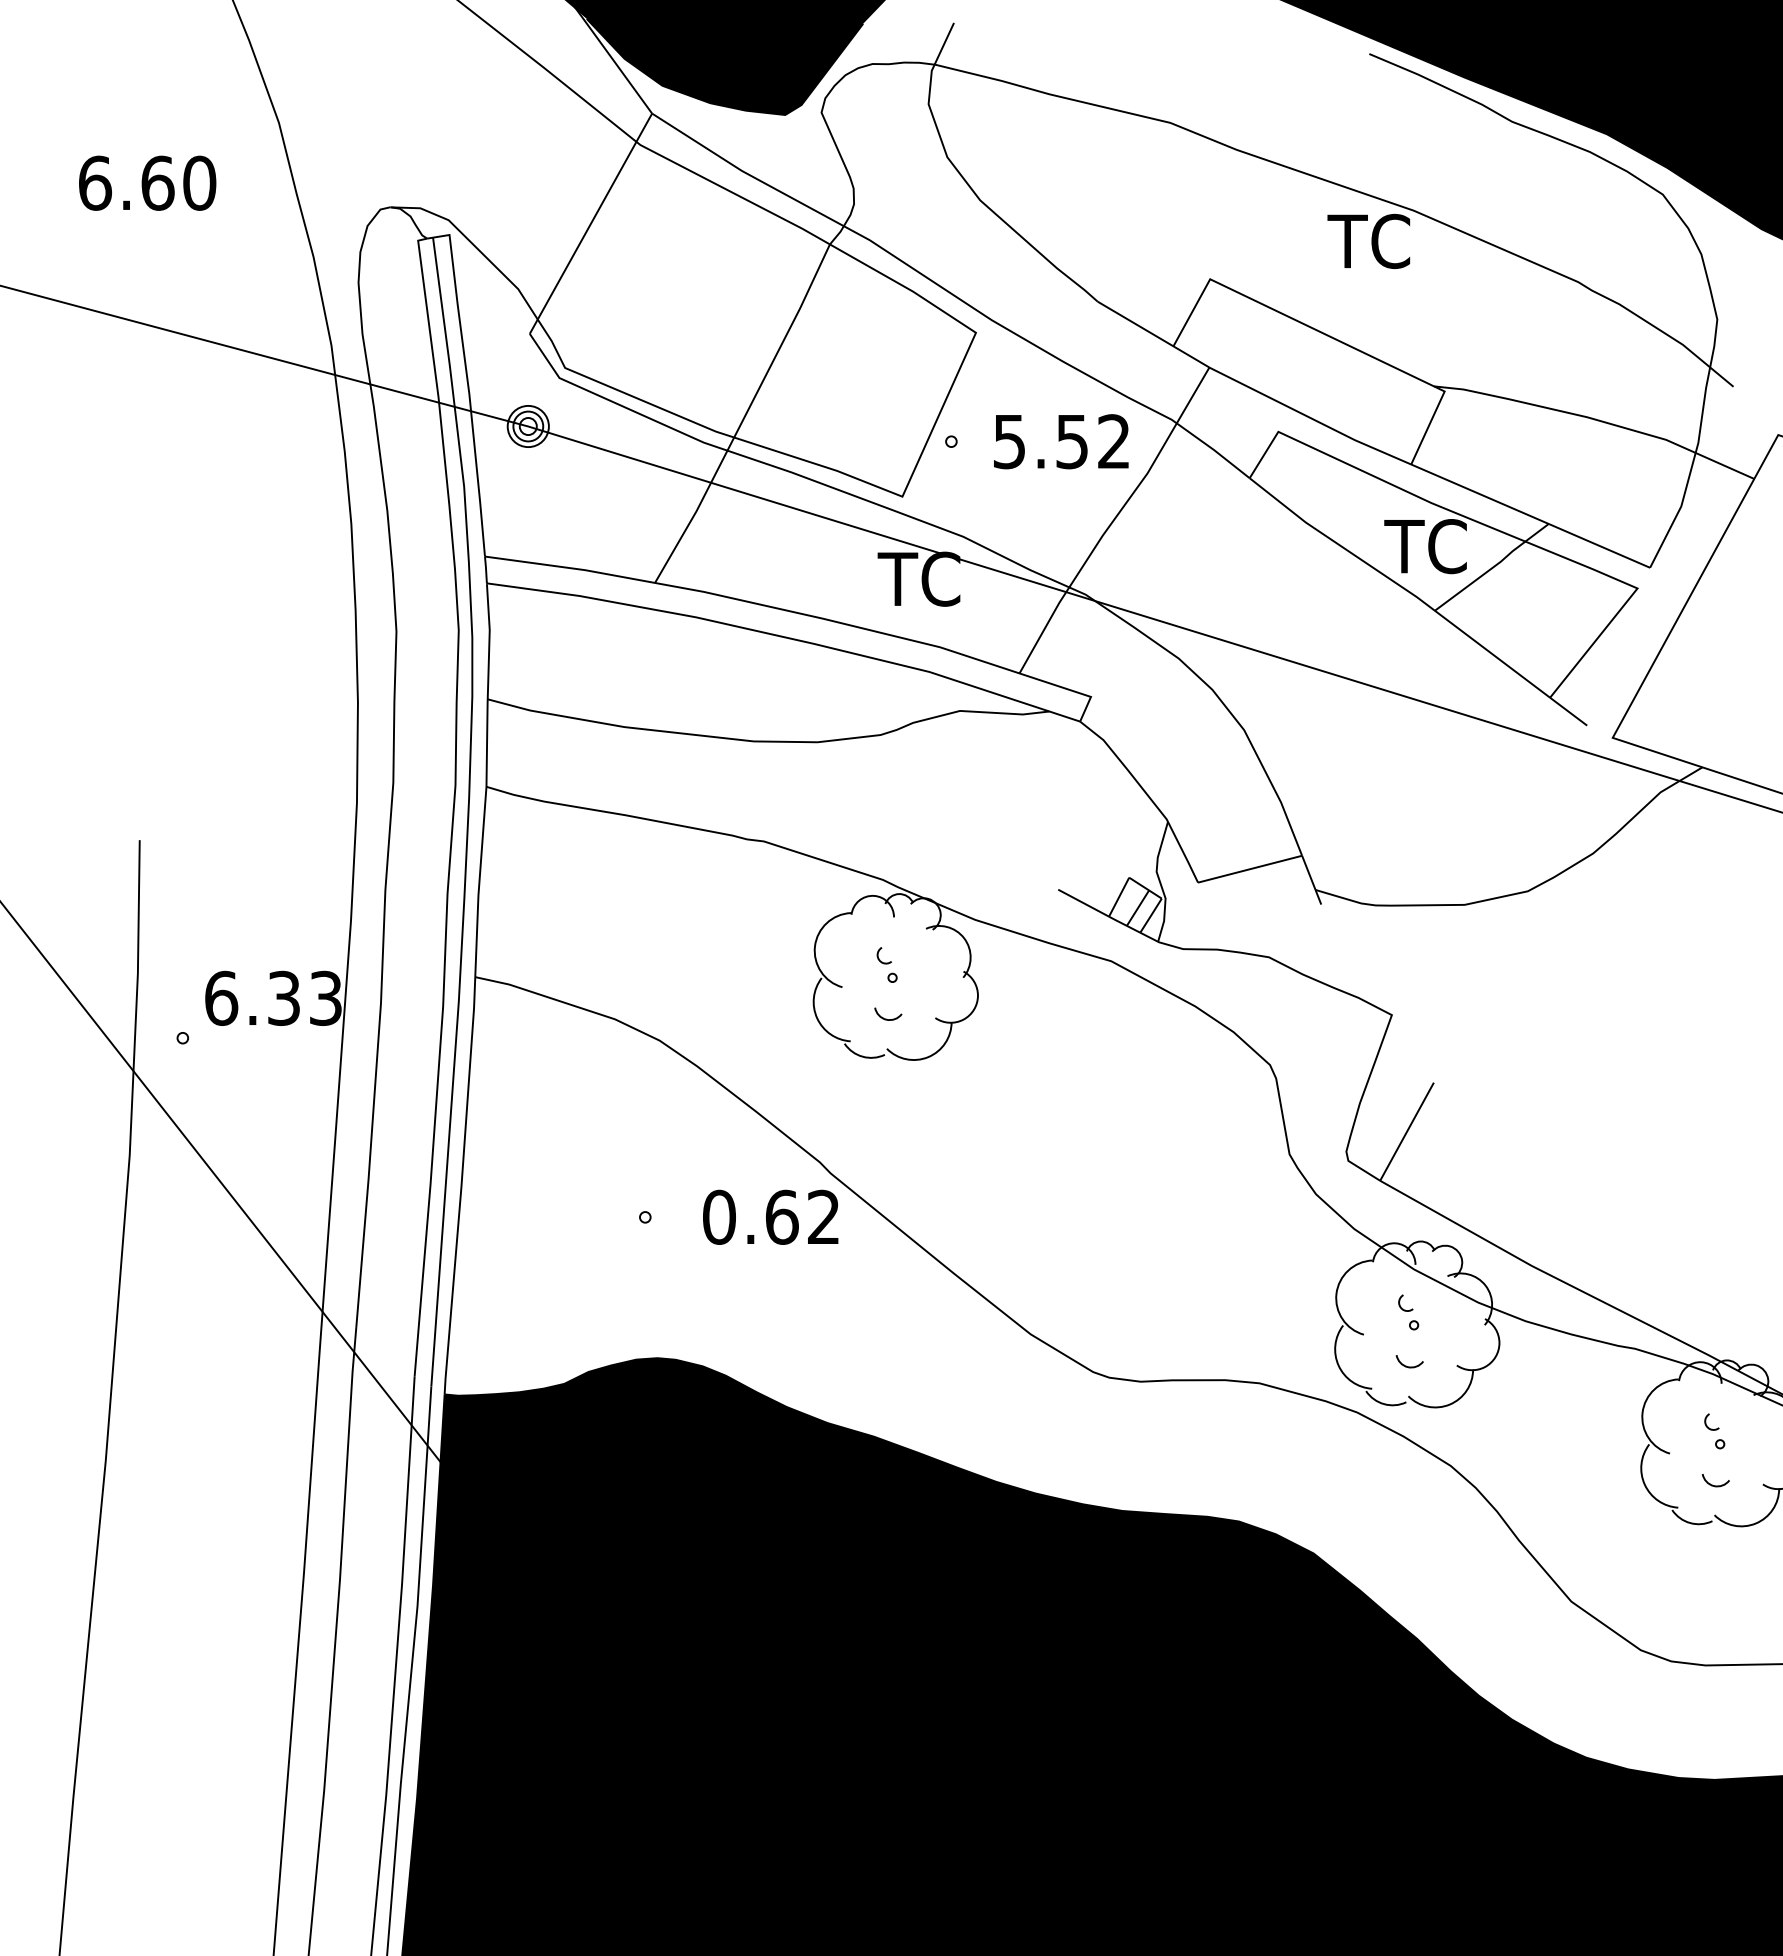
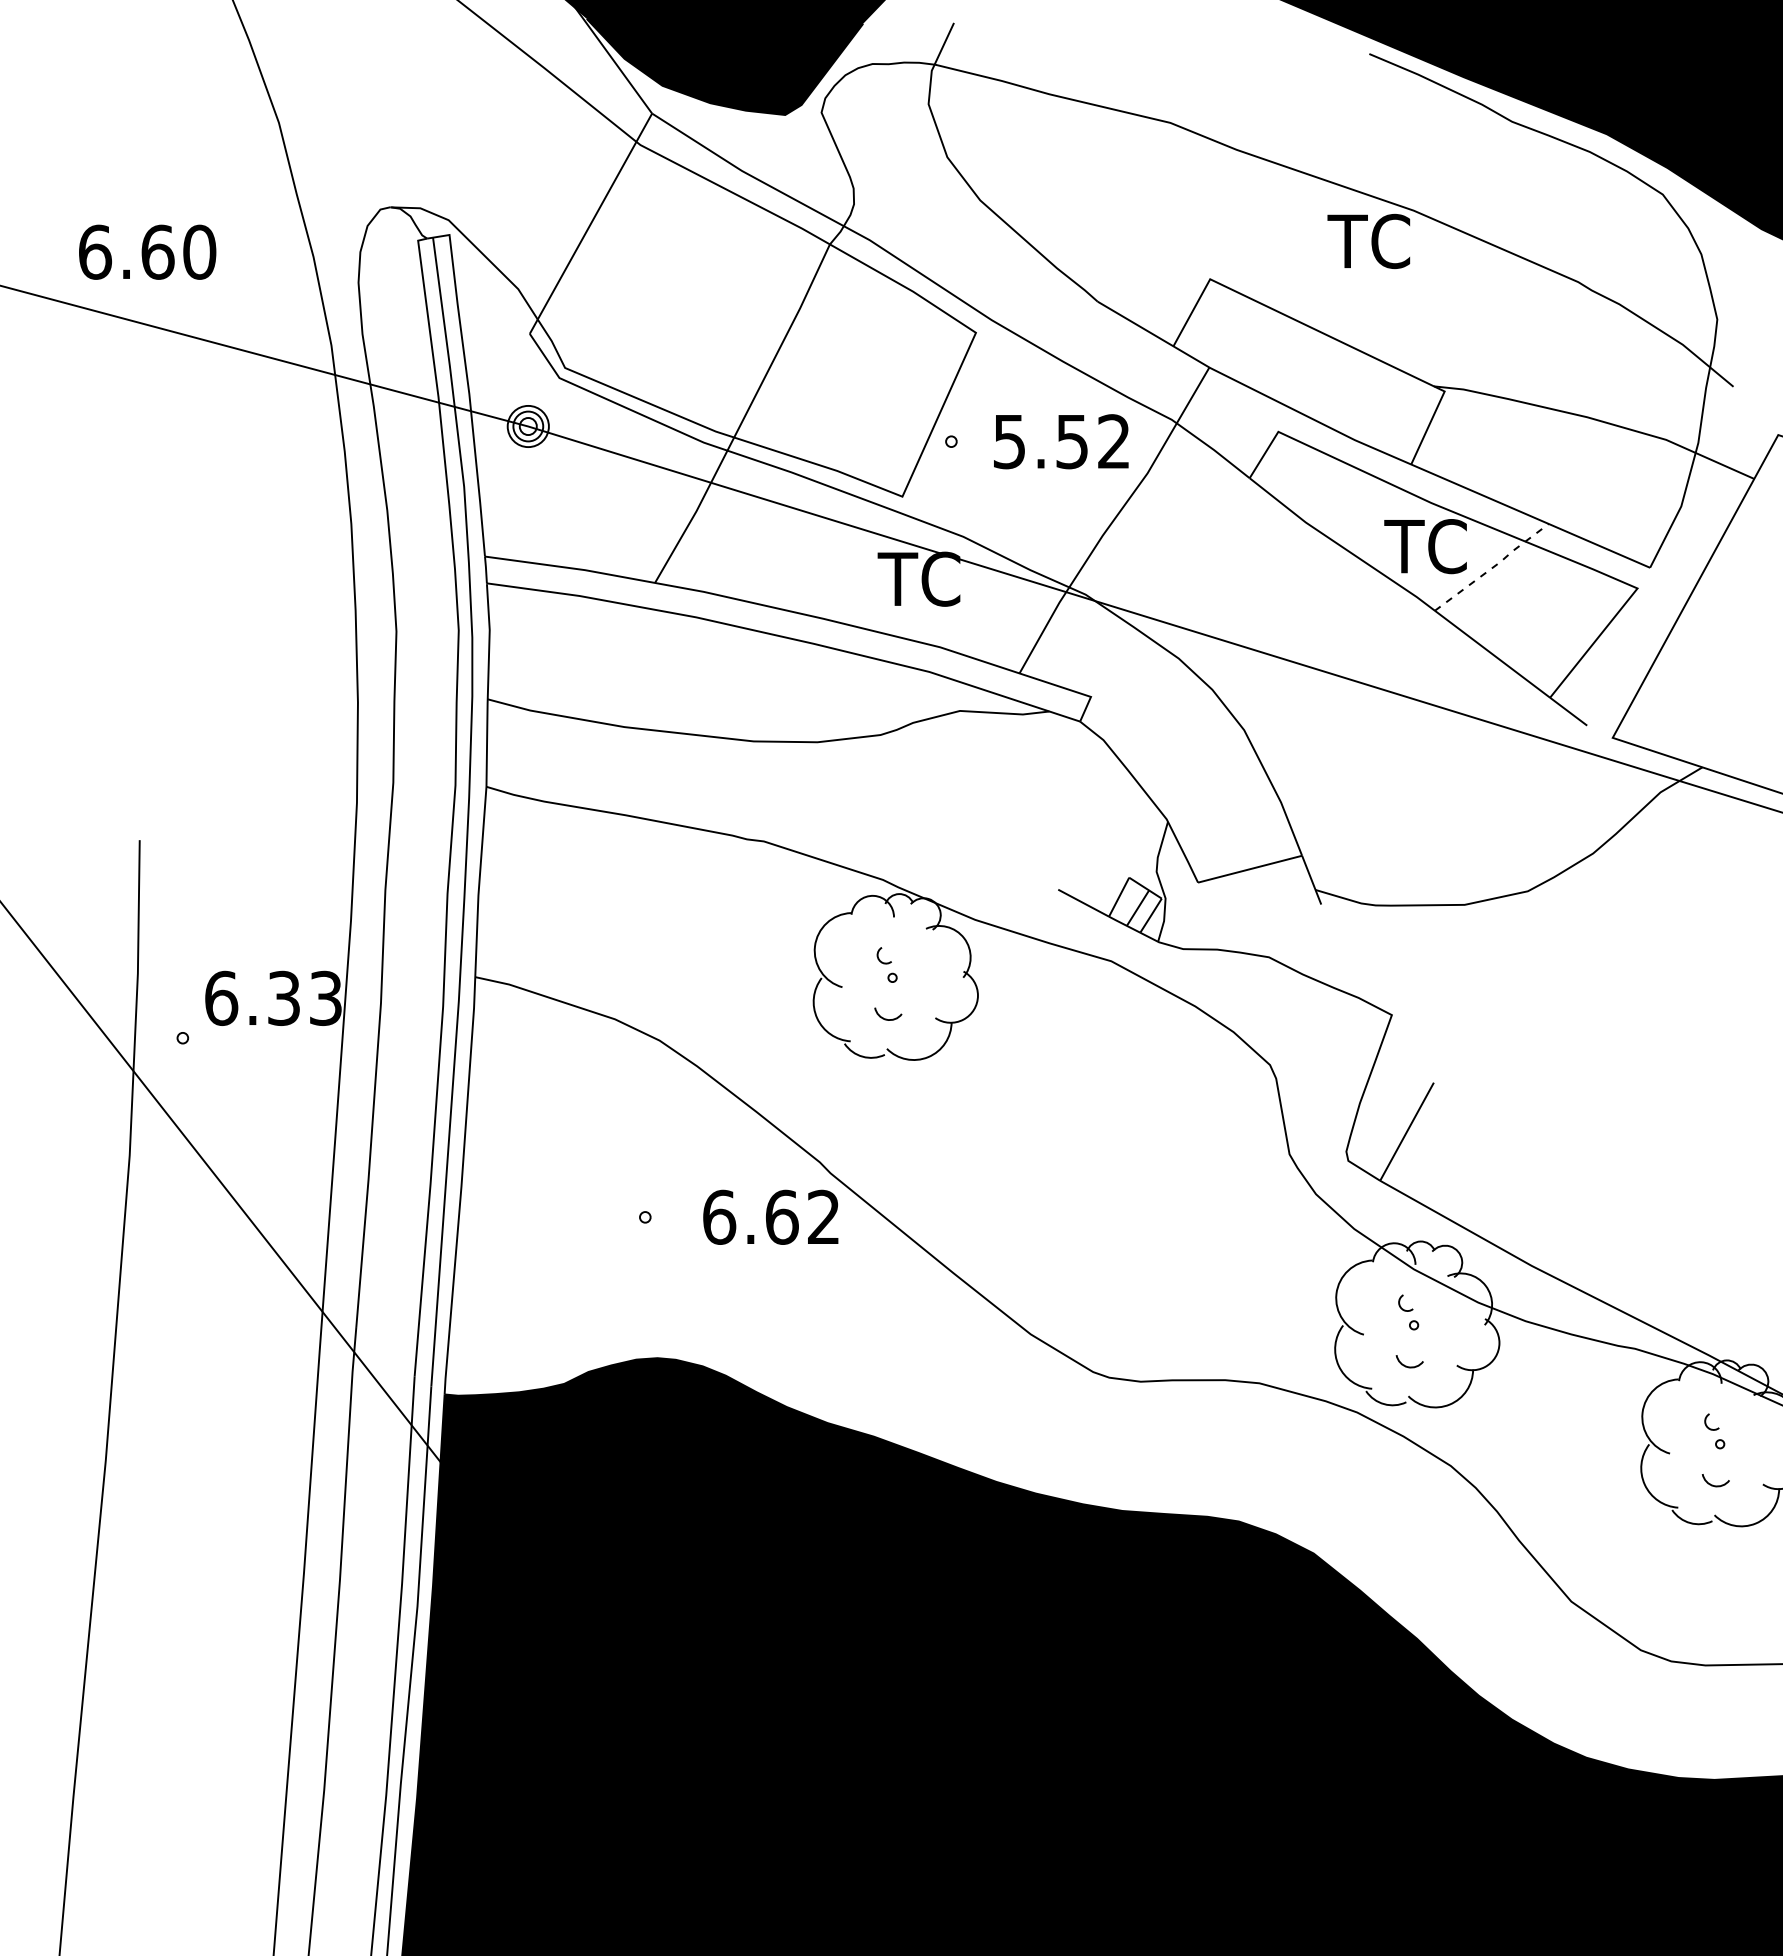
text position: (147, 182) -> (147, 251) (147, 251)
line: solid -> dashed (1493, 567)
text: 0.62 -> 6.62 (719, 1216)
